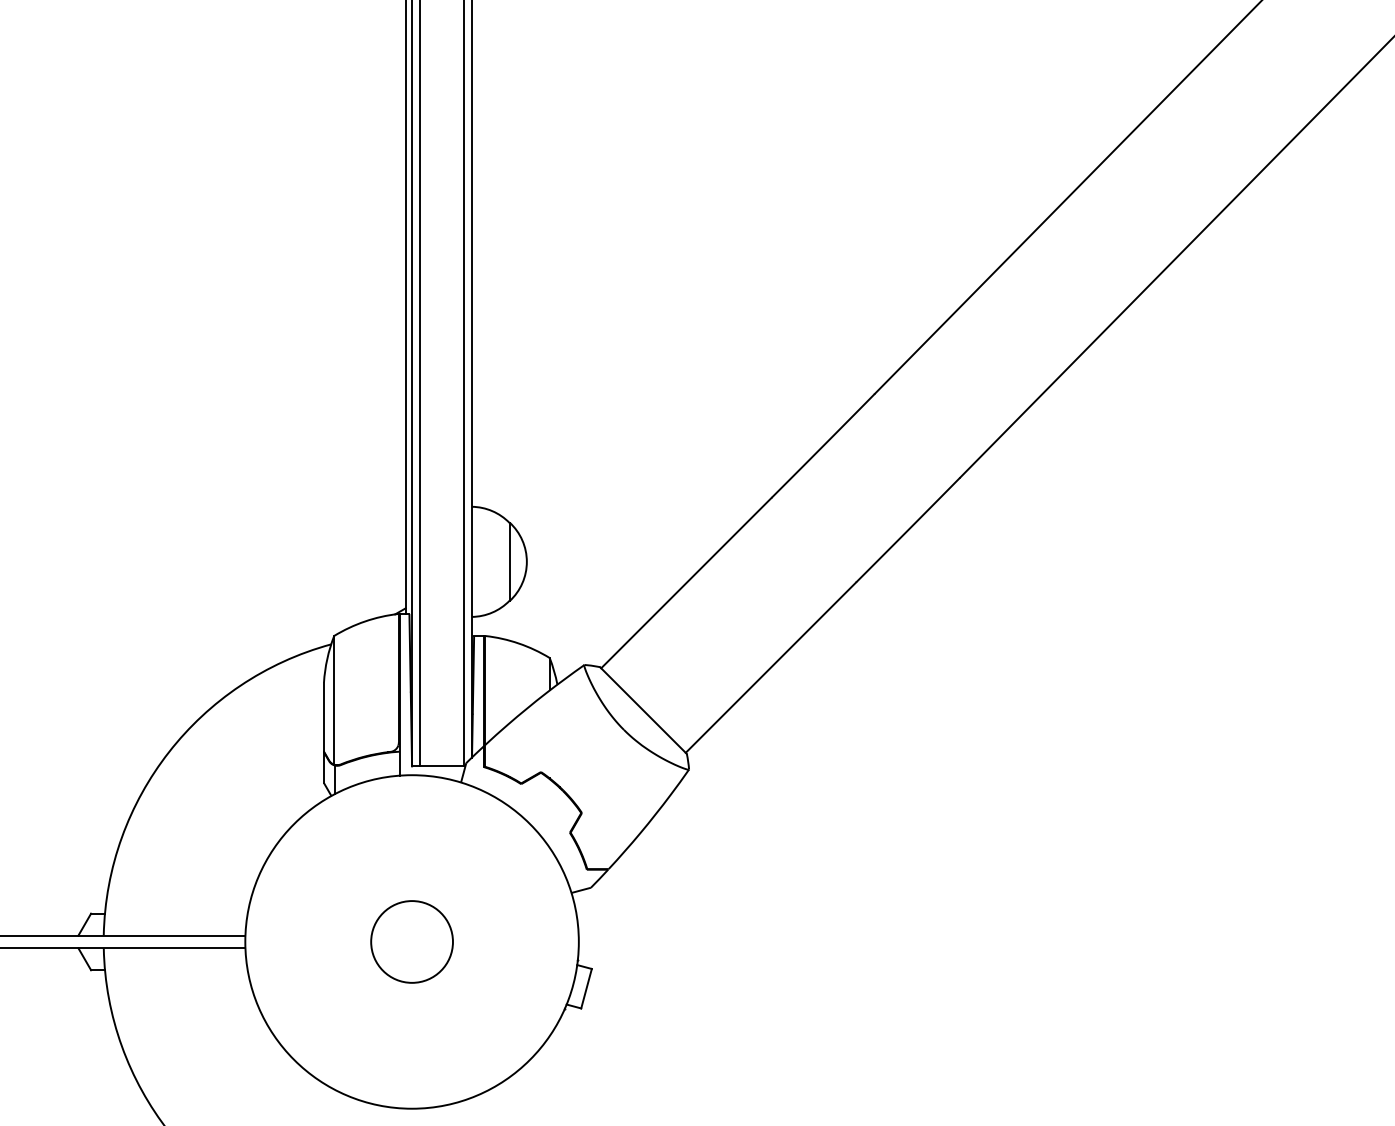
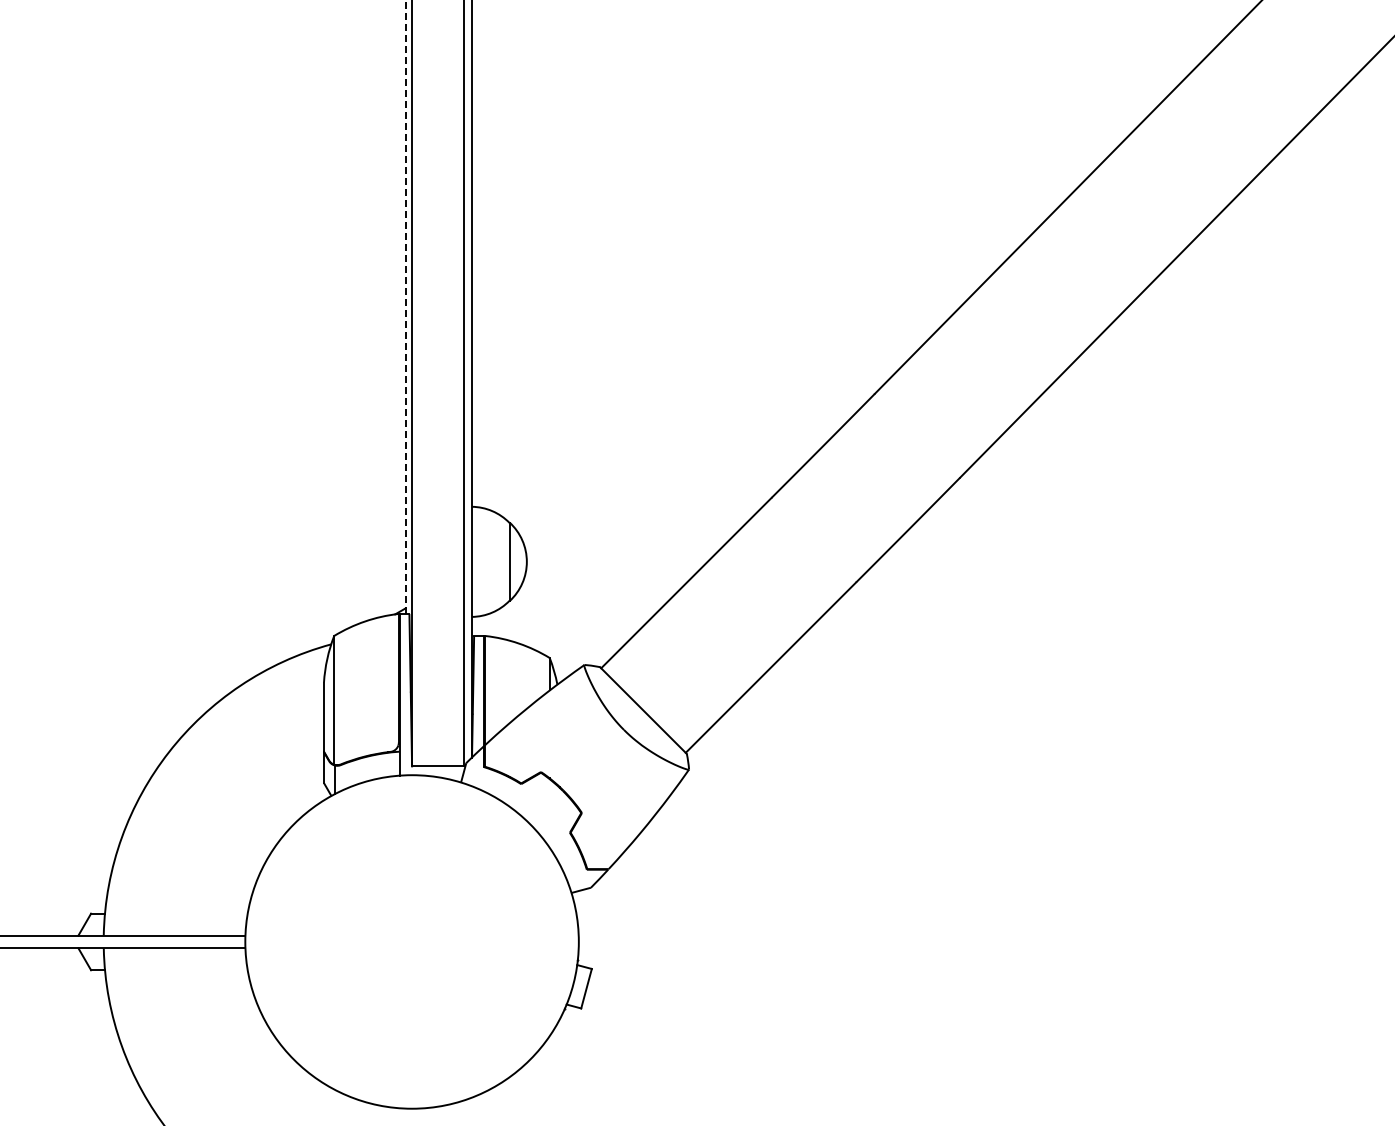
line: solid -> dashed (405, 307)
line: present -> none (419, 384)
circle: present -> none (411, 941)
